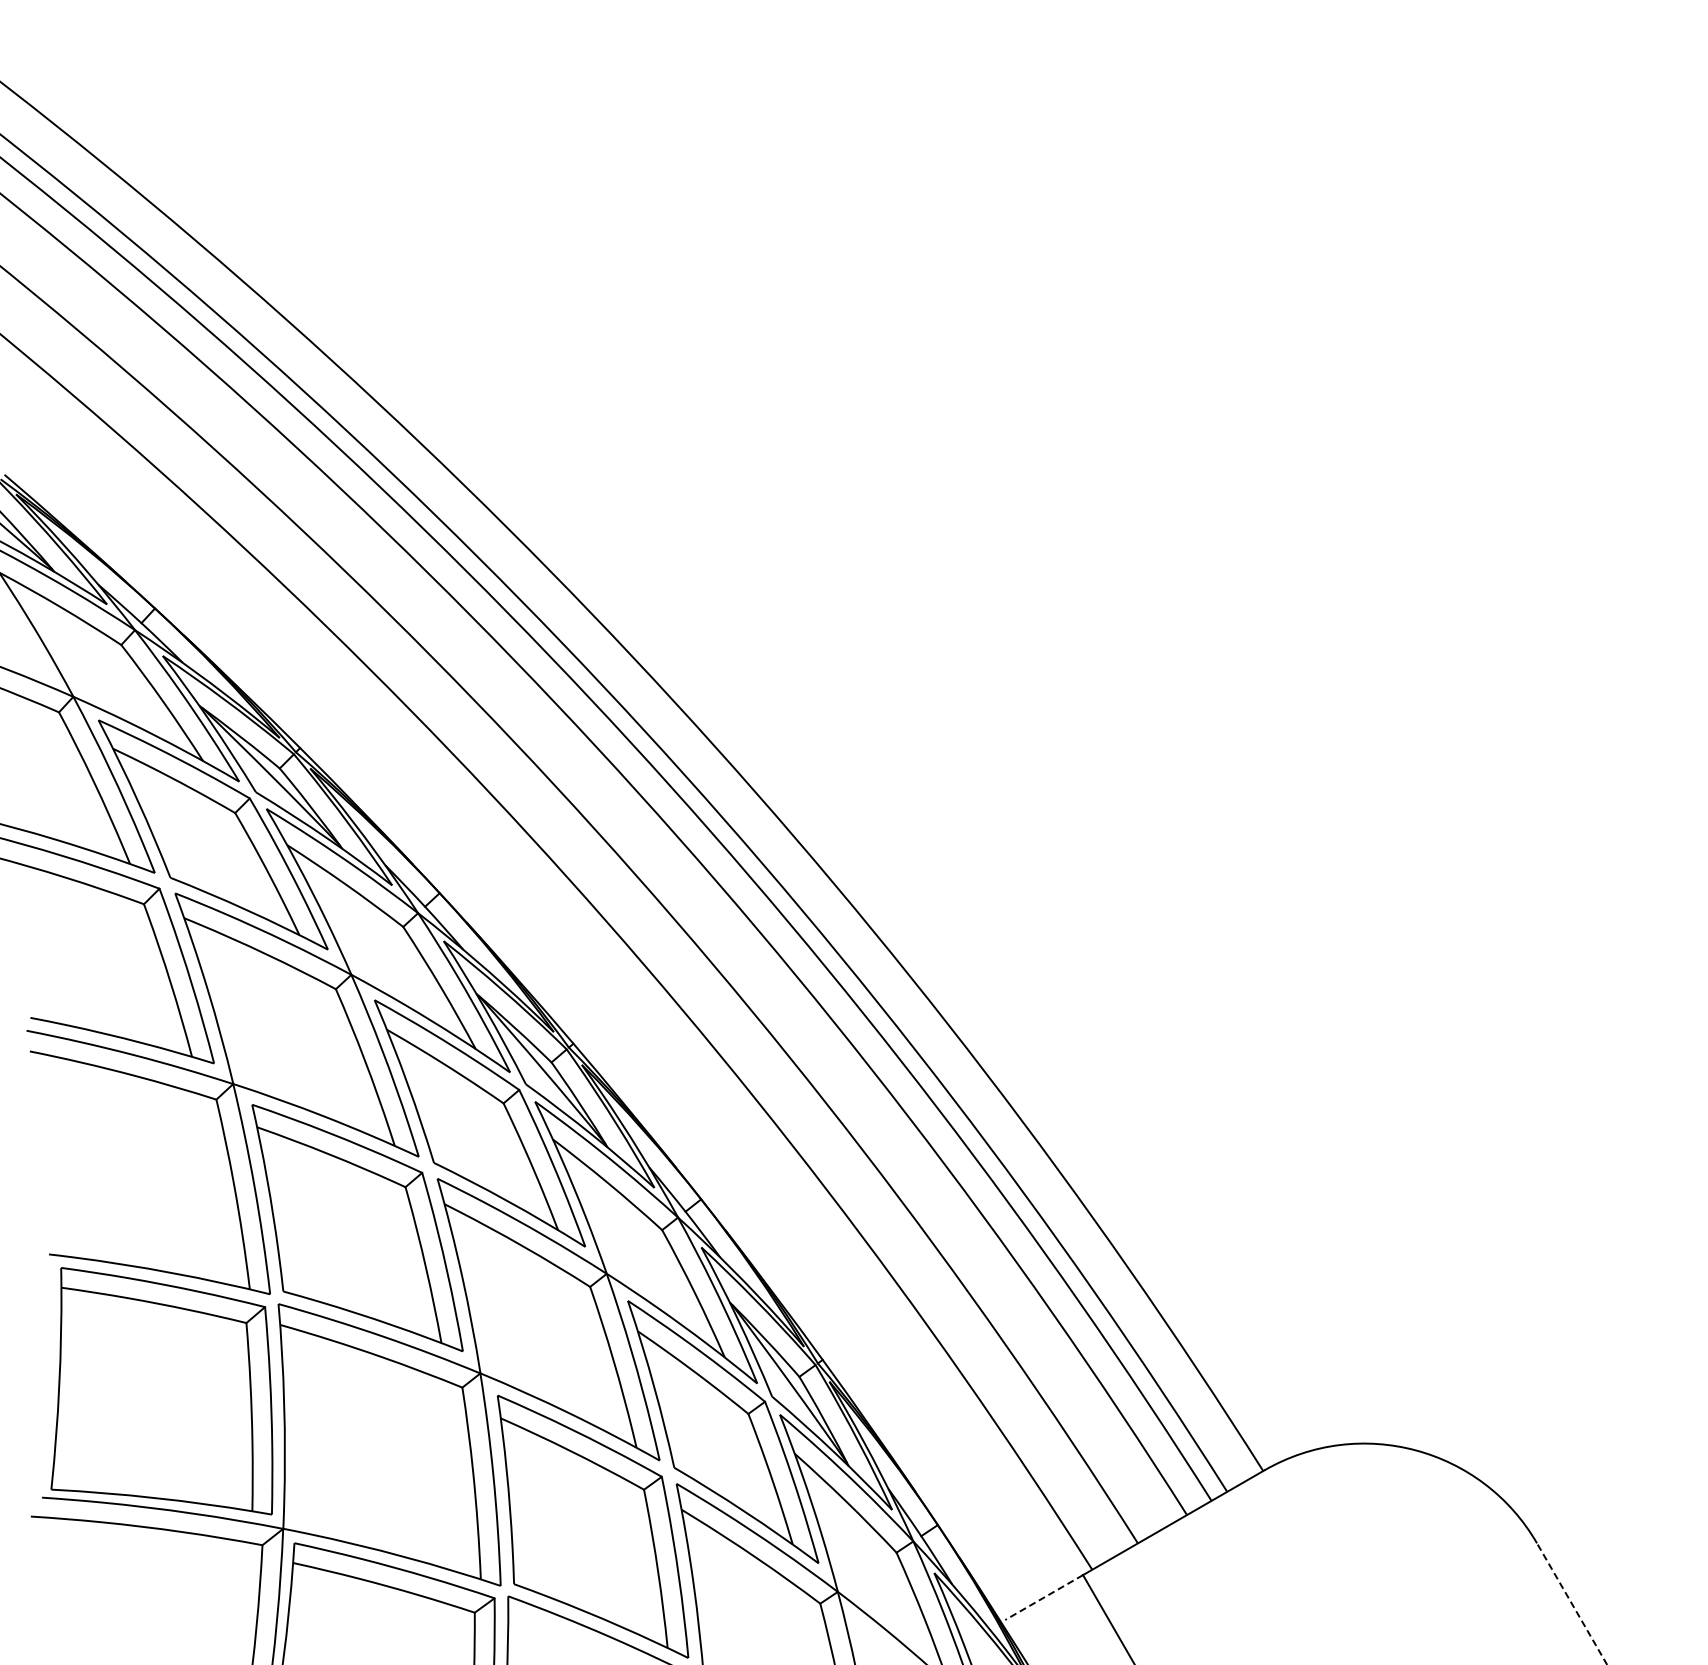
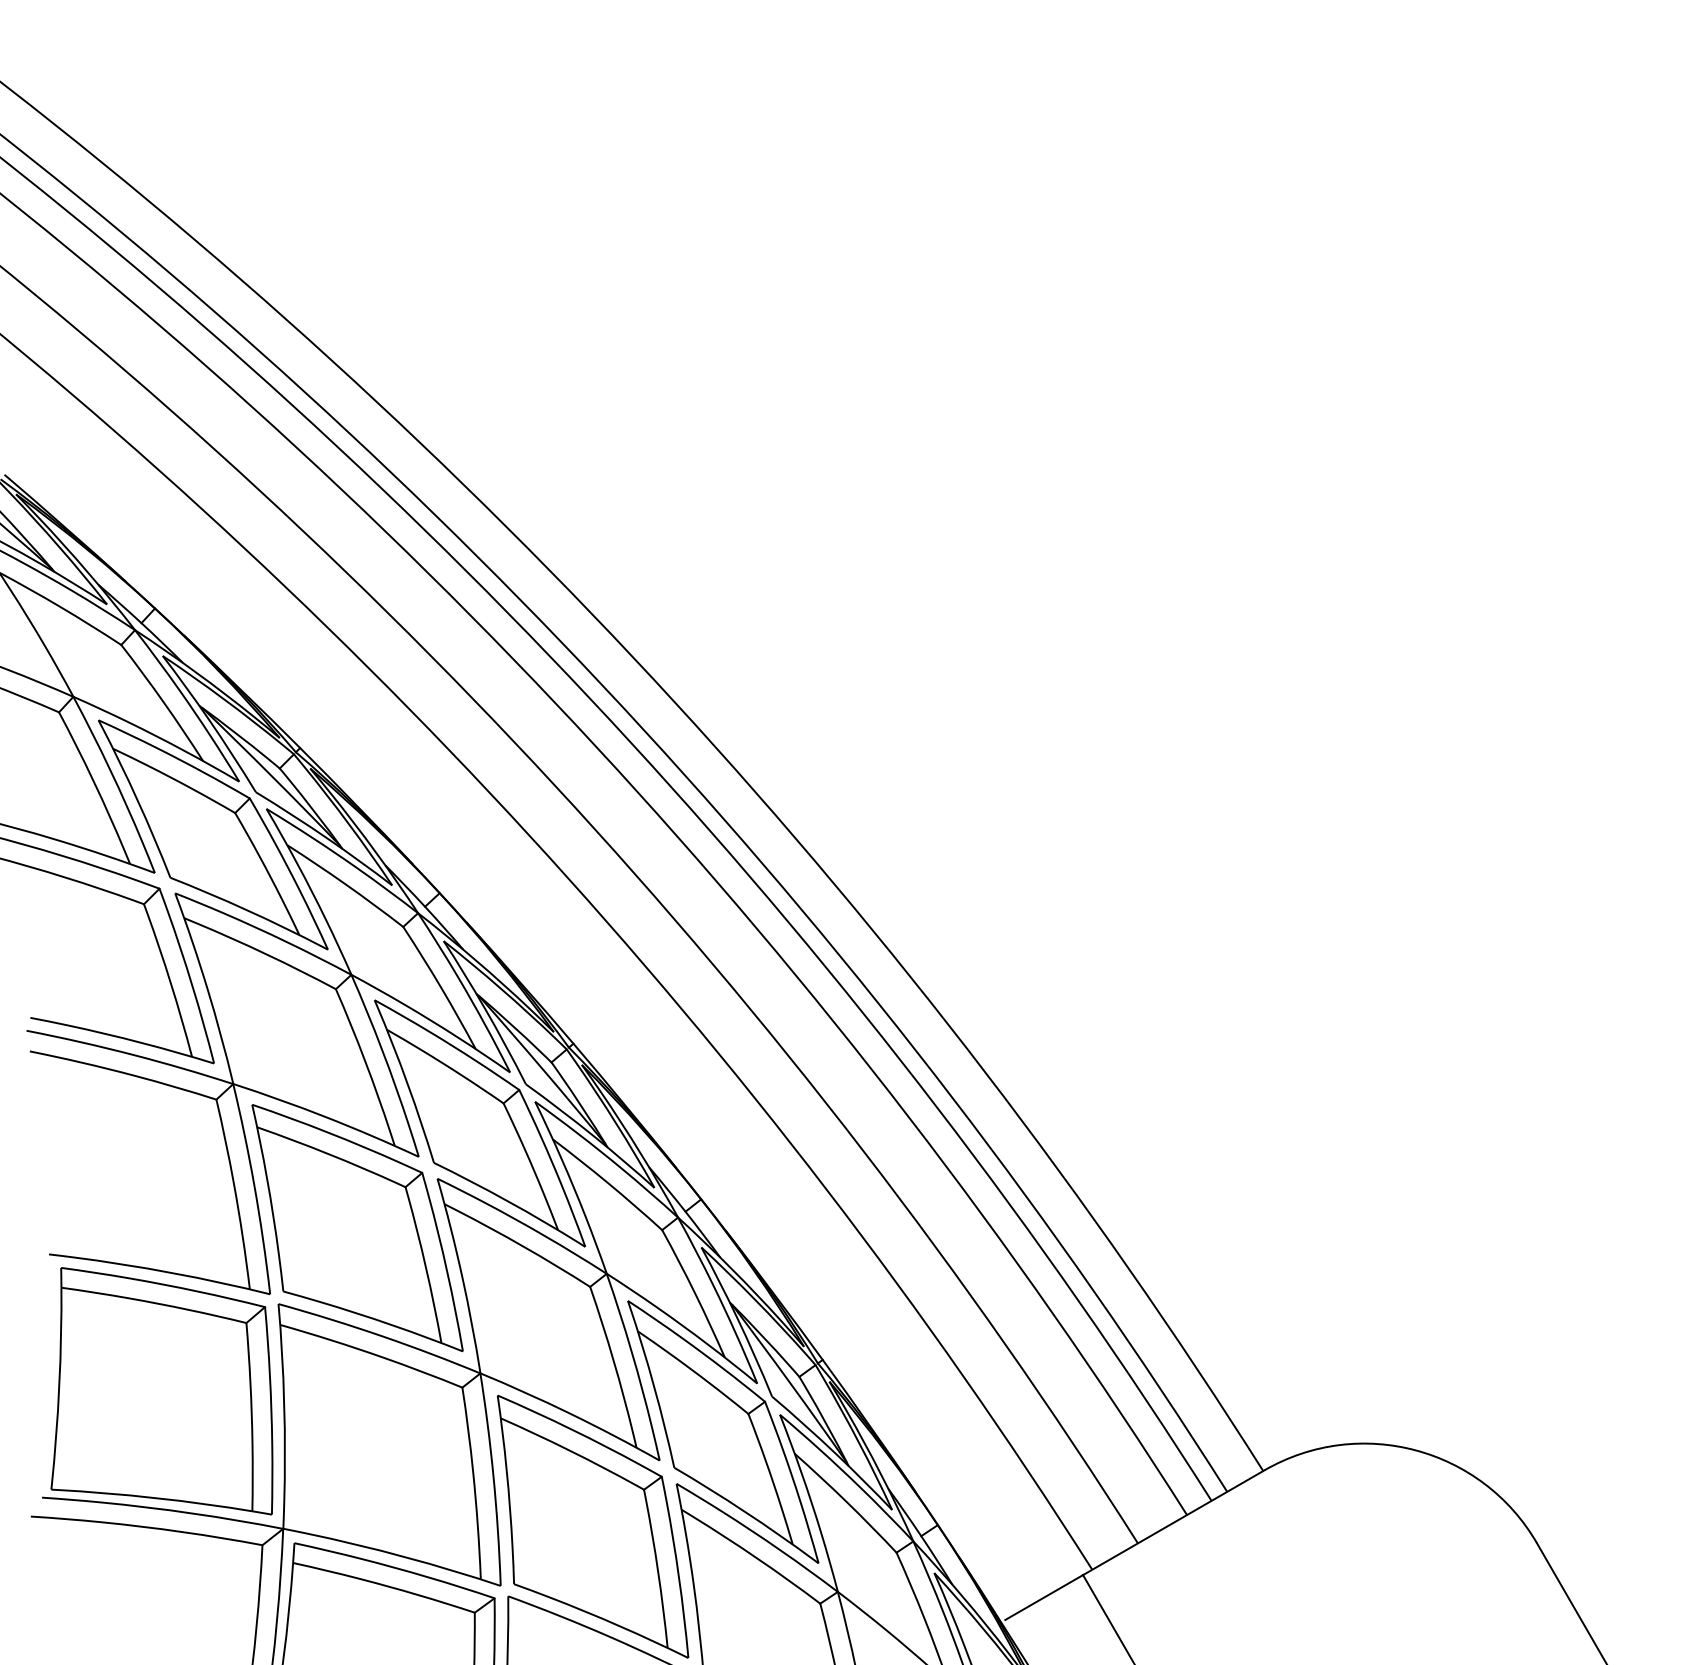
line: dashed -> solid (1044, 1597)
line: dashed -> solid (1571, 1603)
